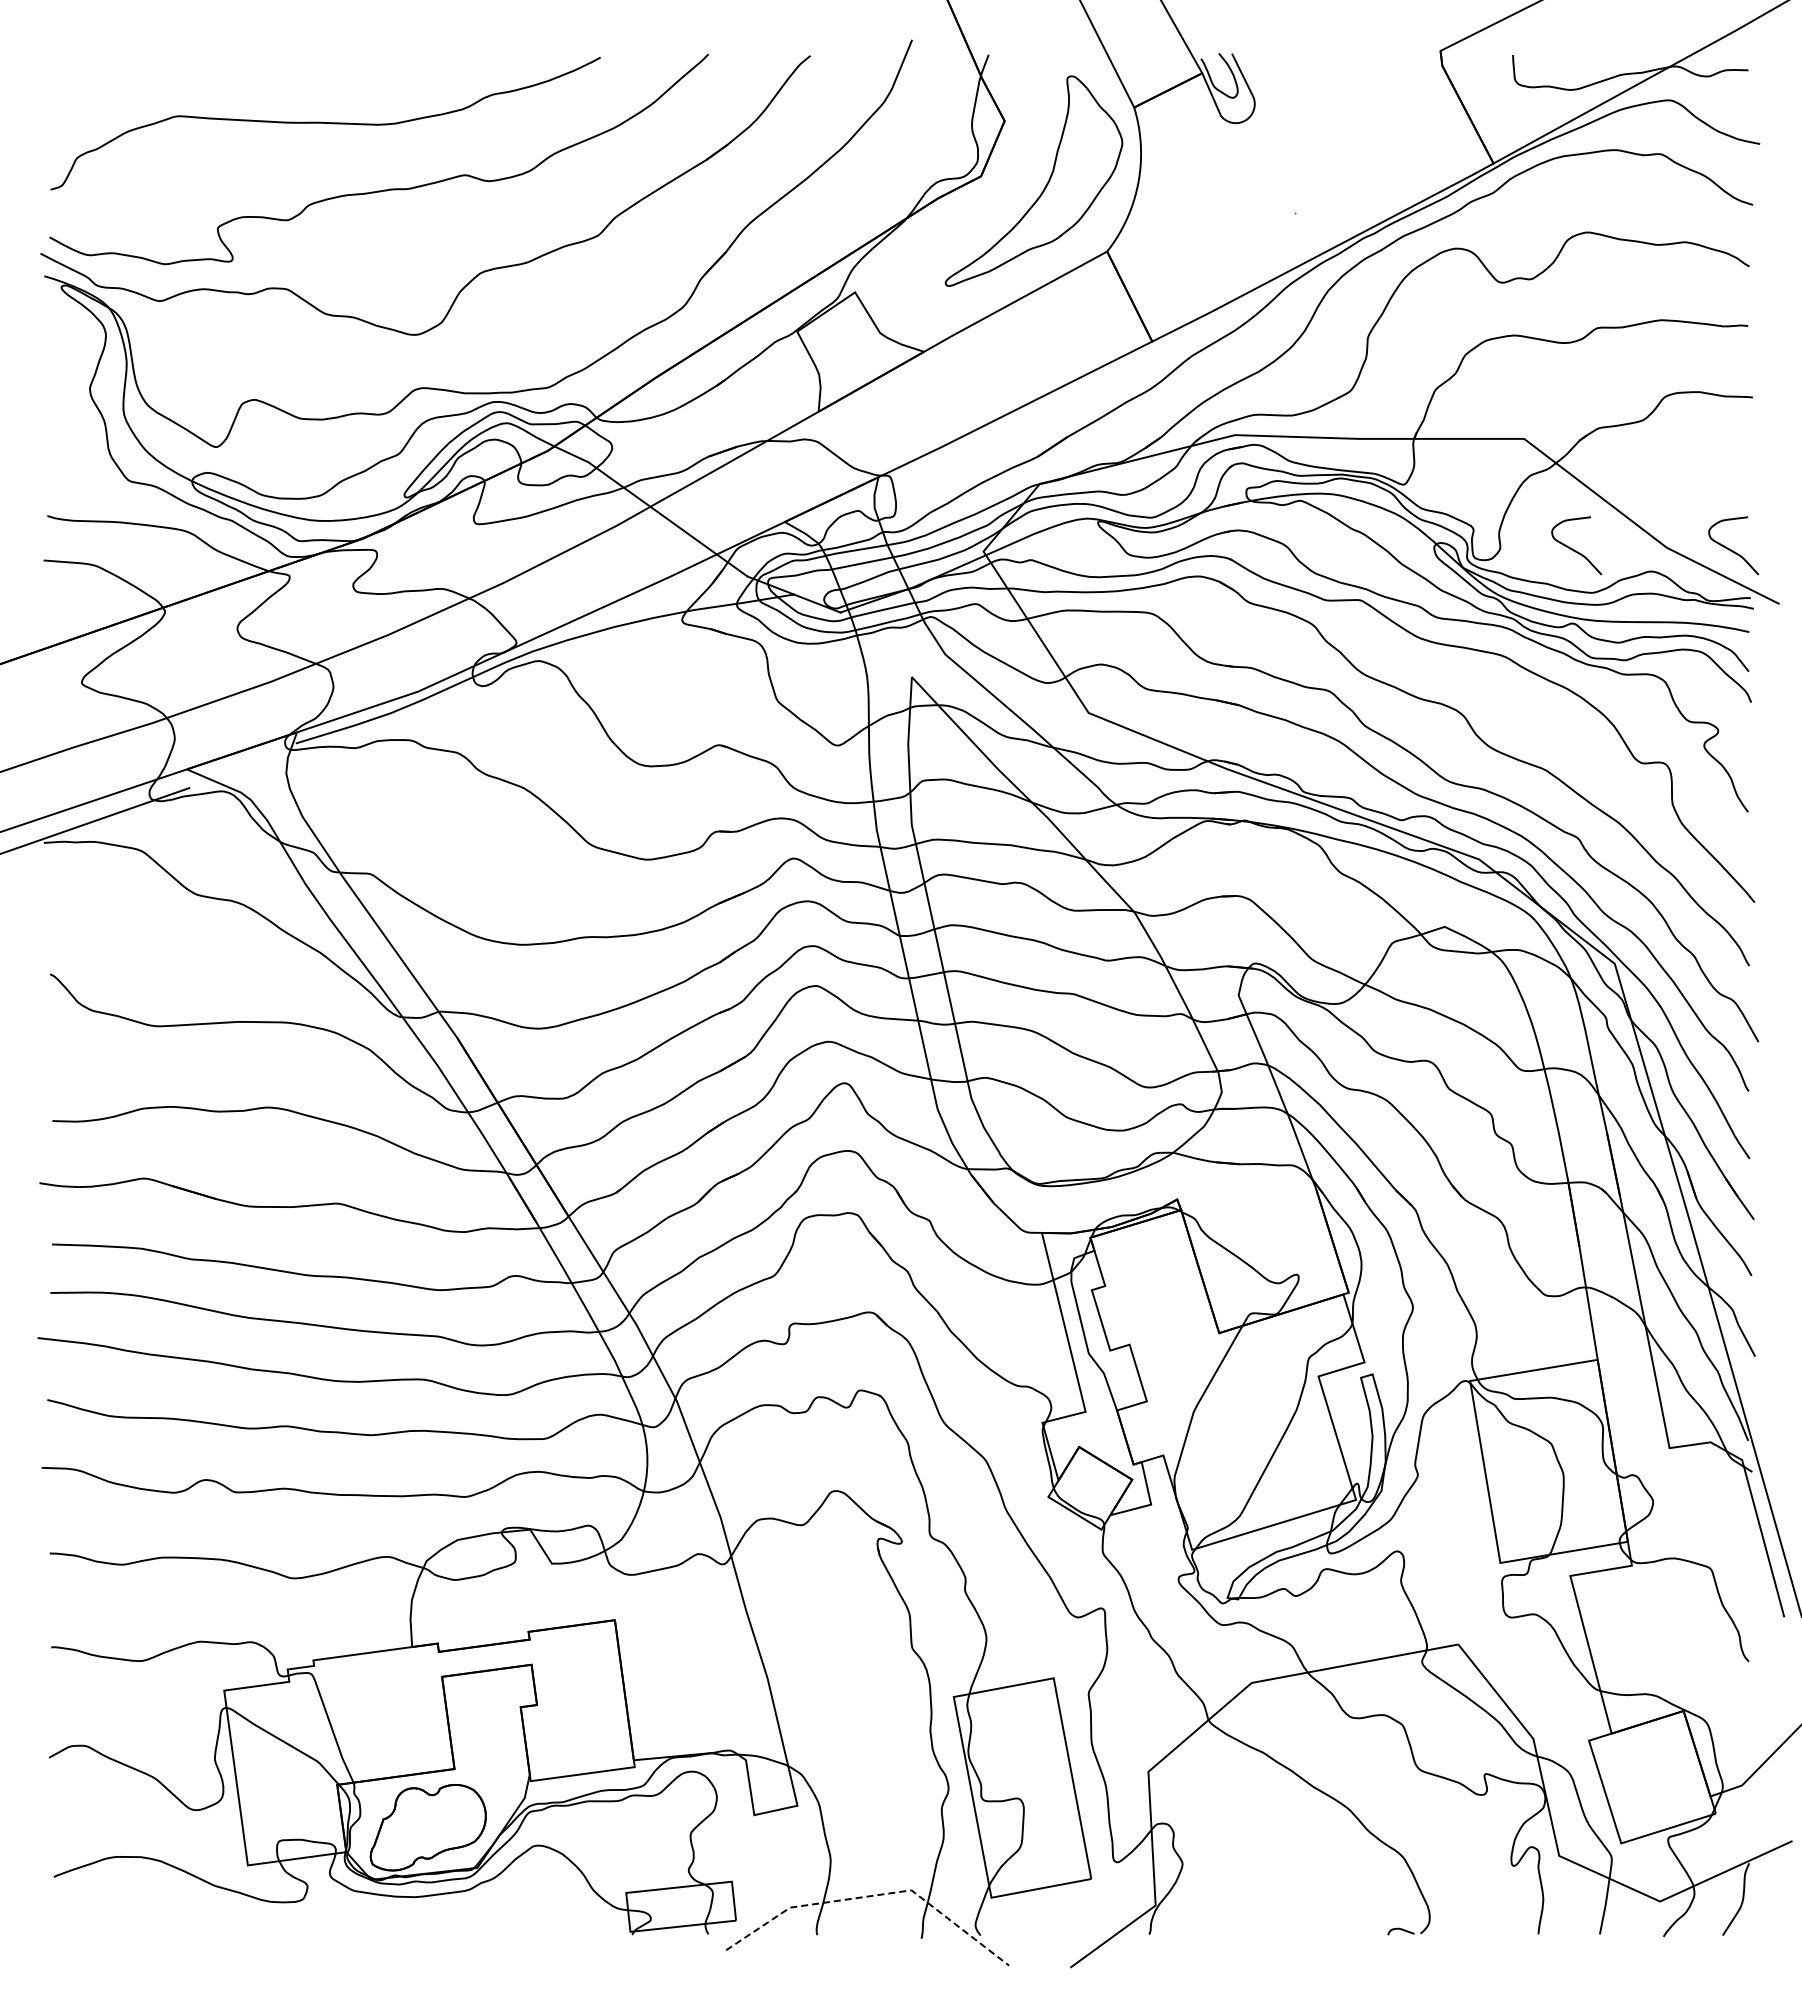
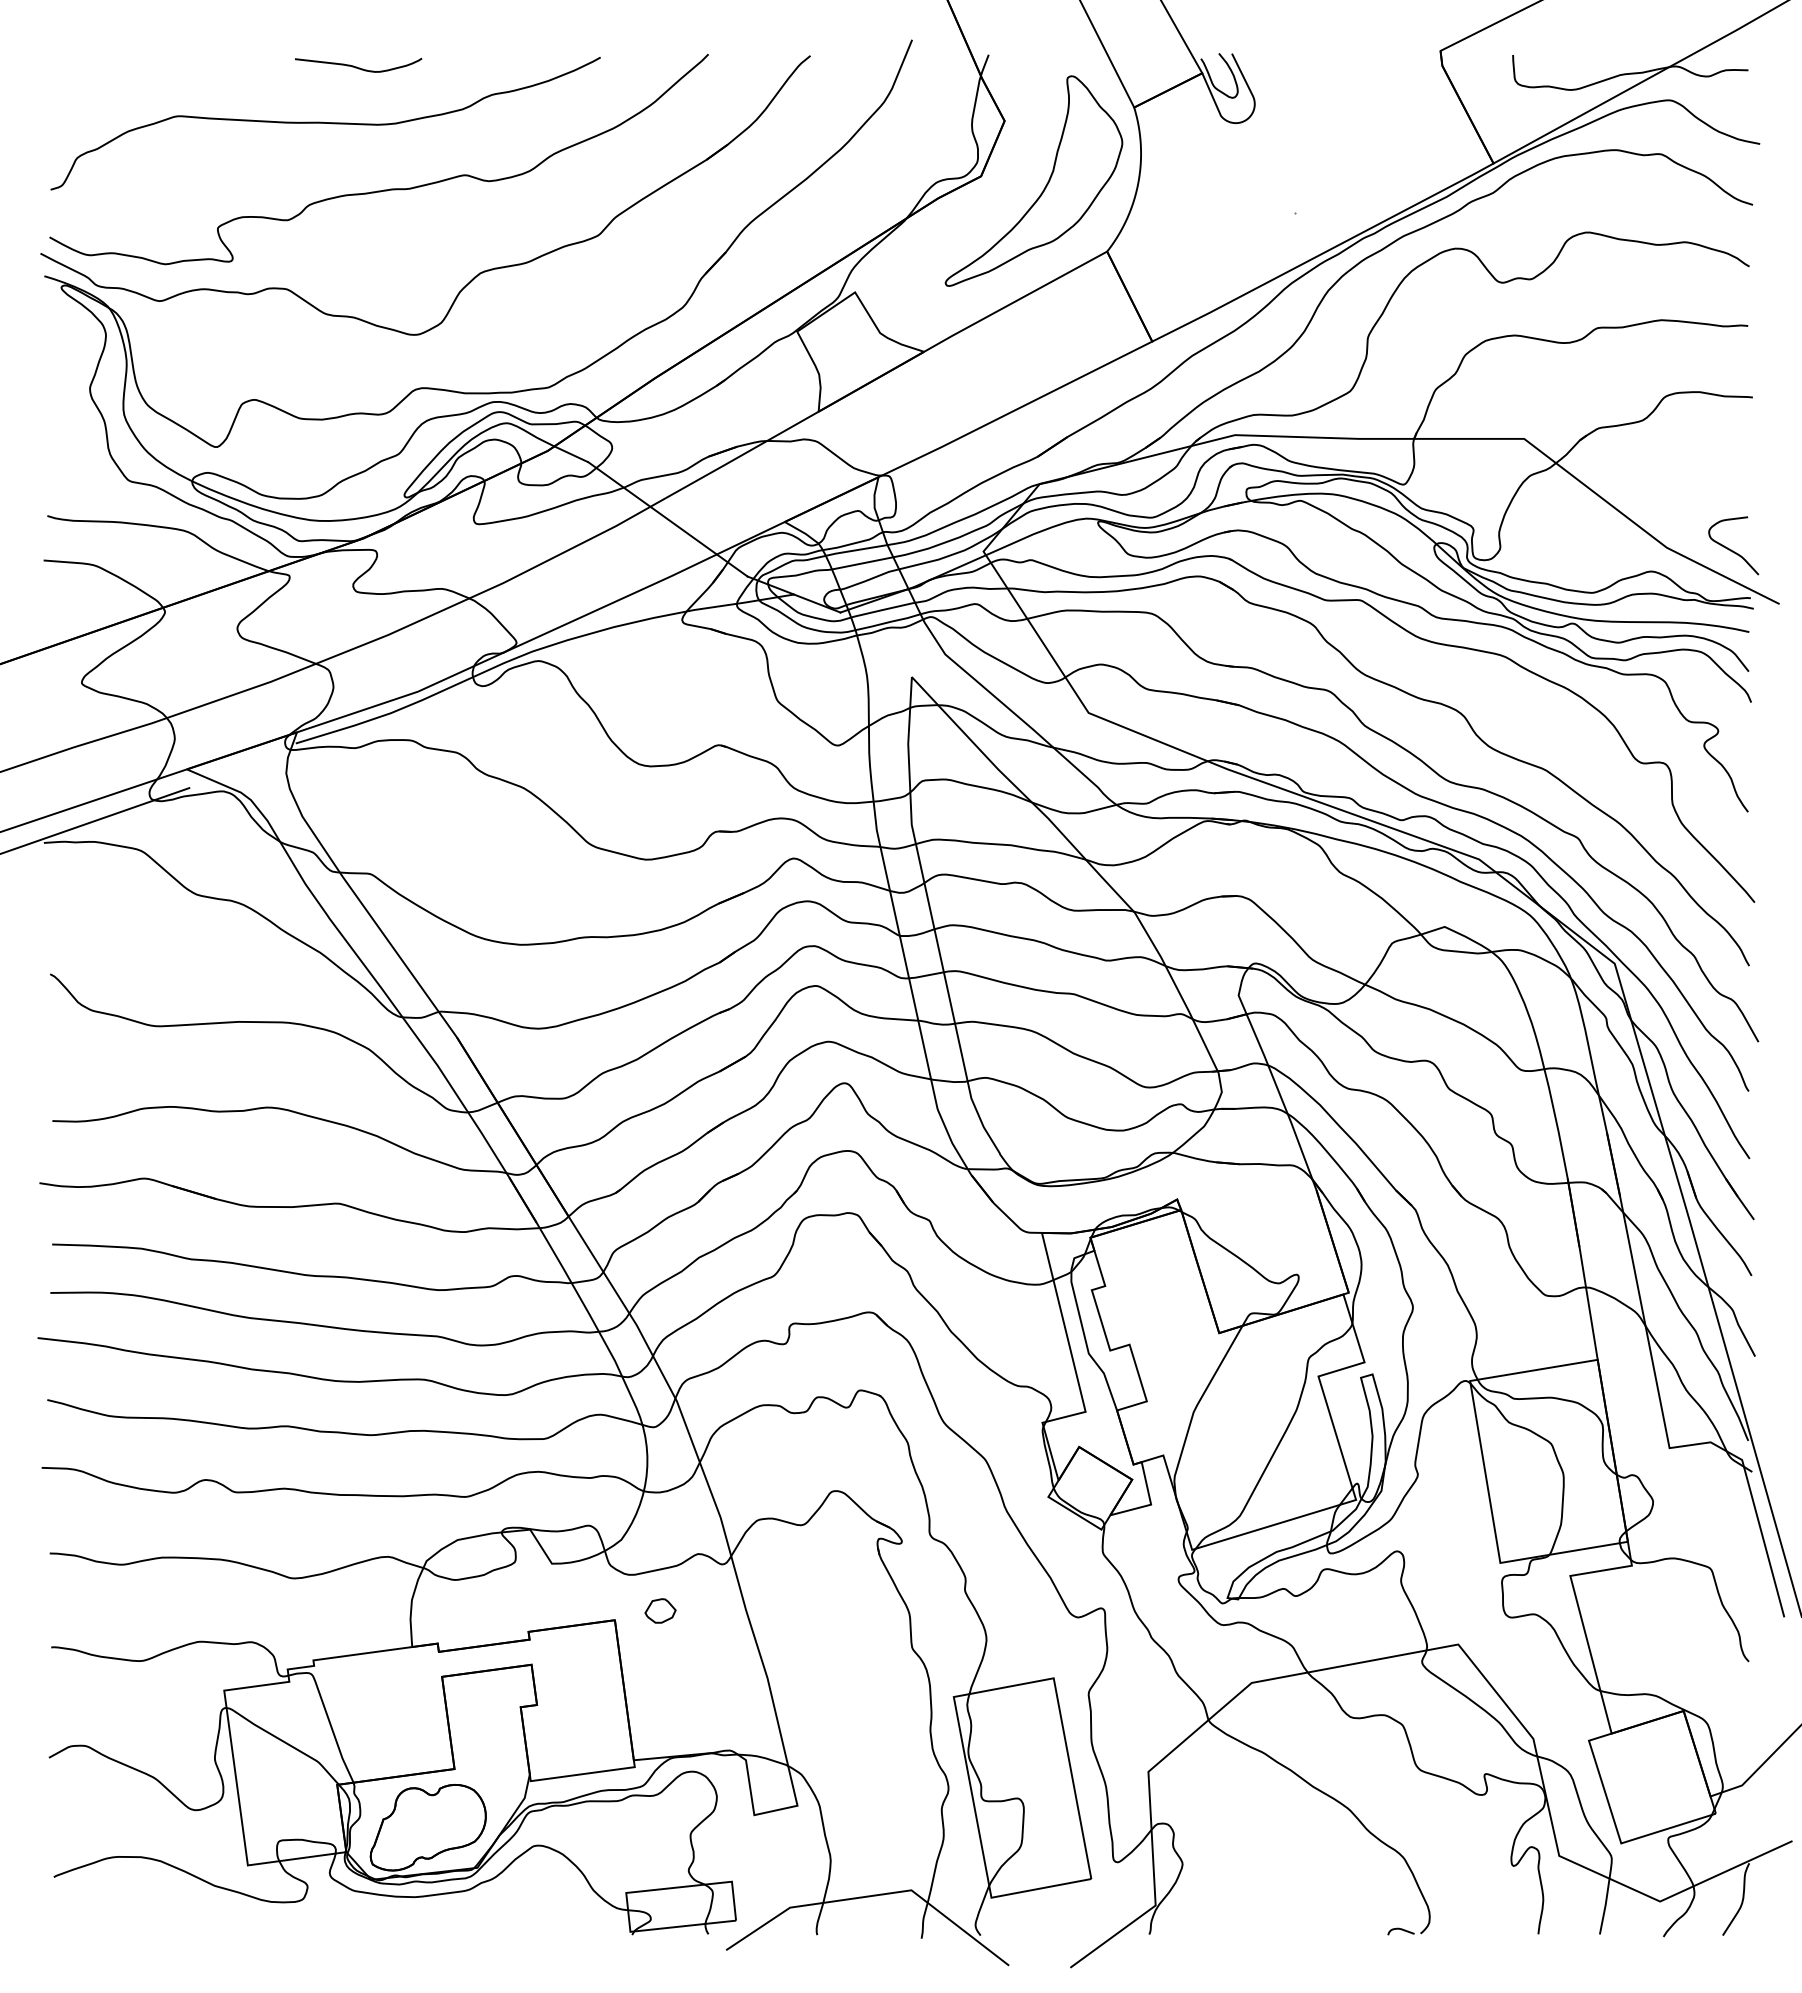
curve: none -> present (356, 66)
curve: present -> none (1574, 549)
part: none -> present (660, 1610)
line: dashed -> solid (873, 1895)
